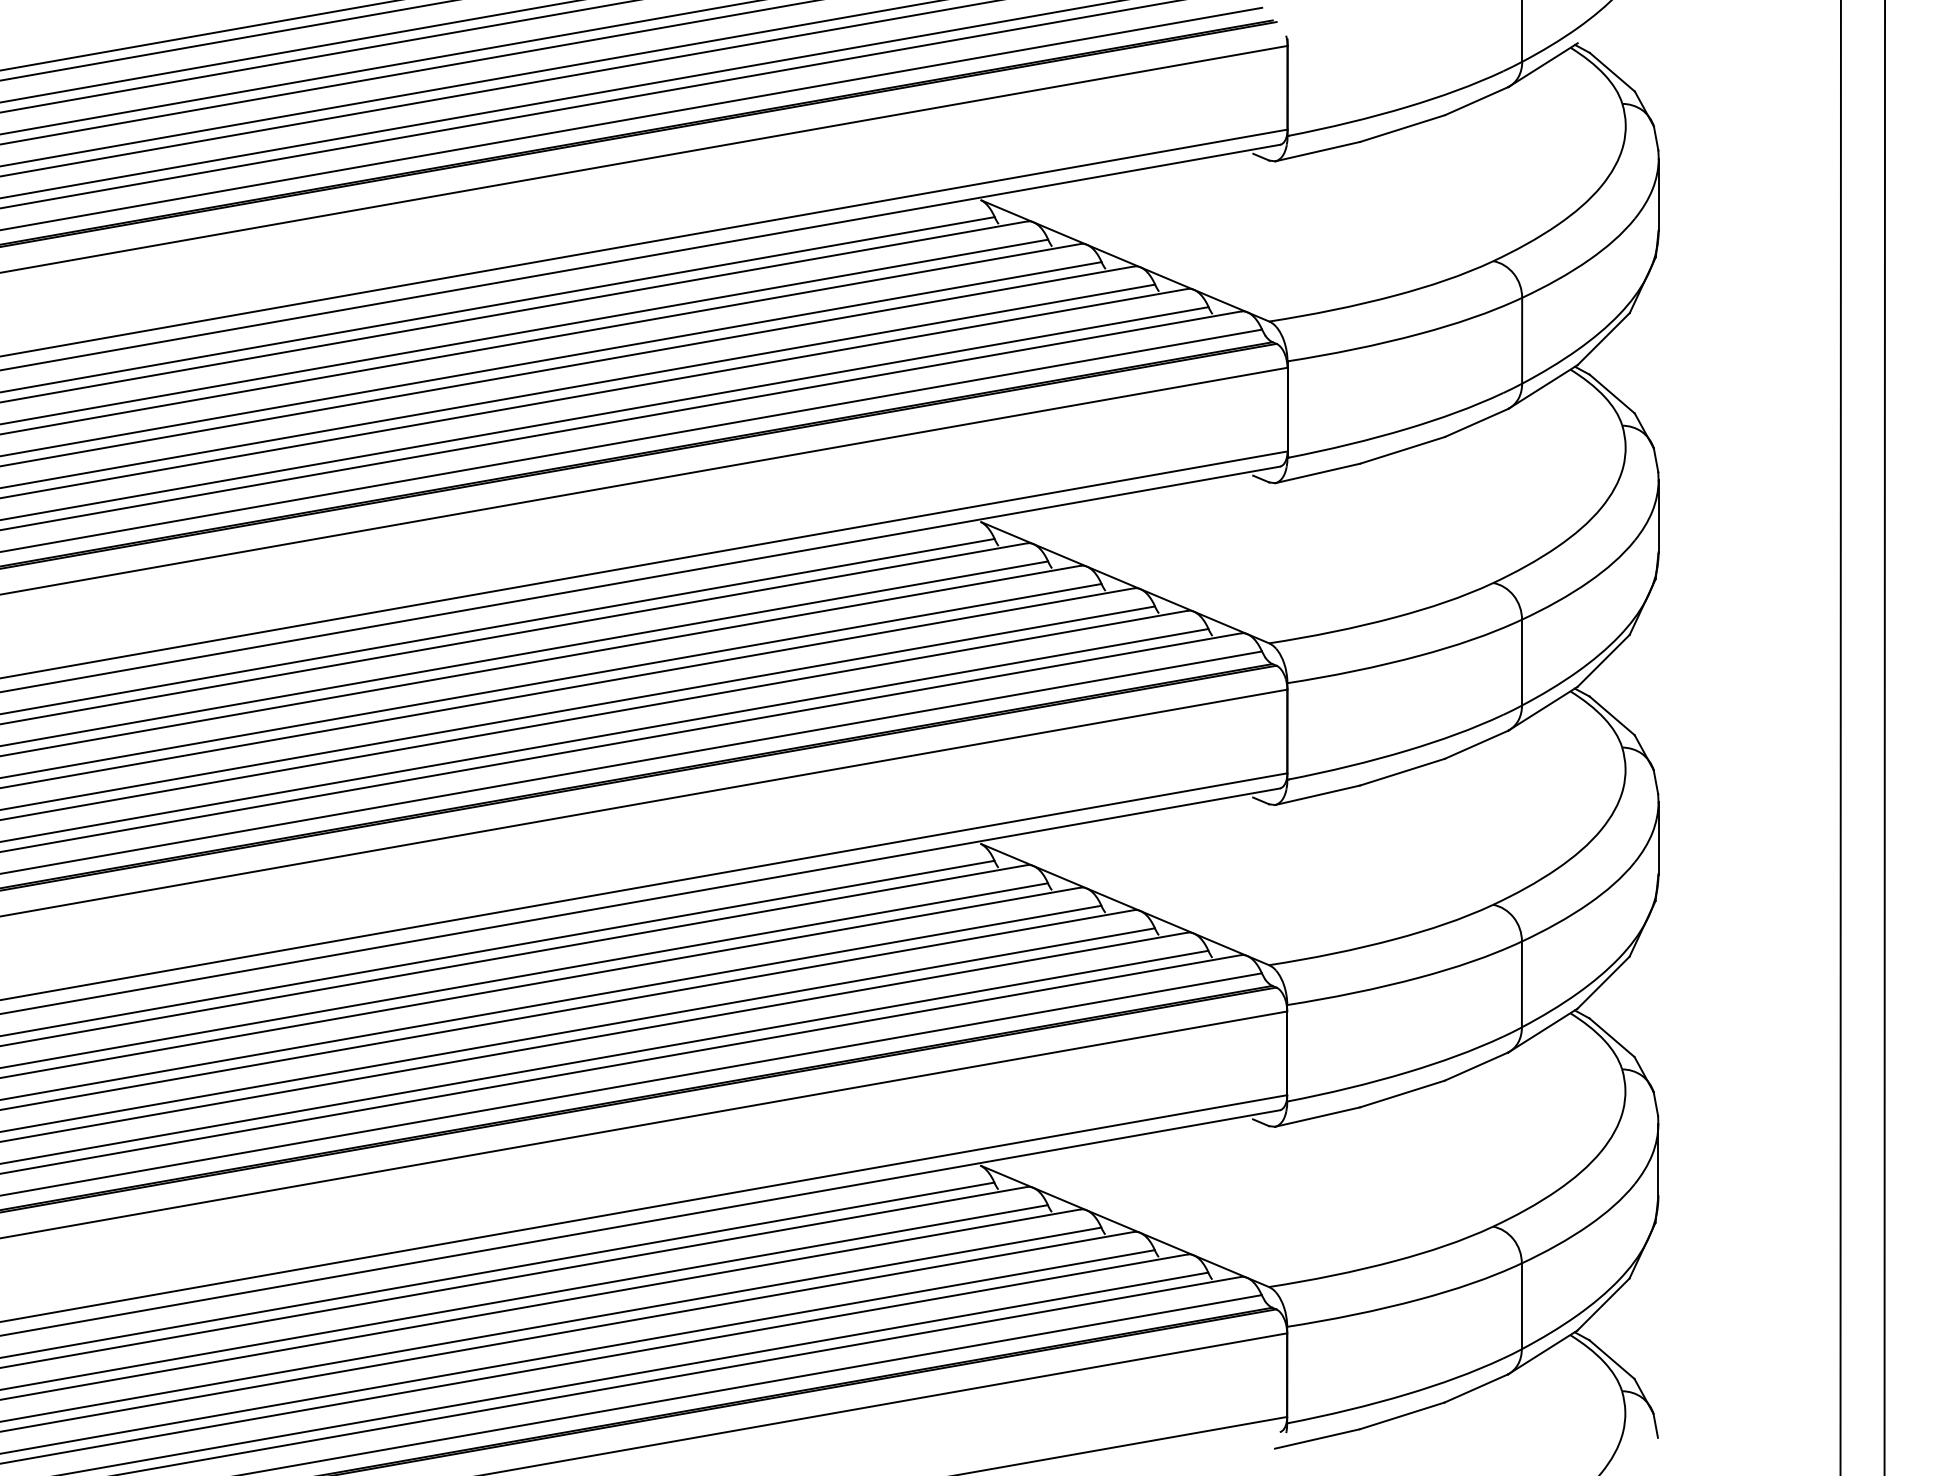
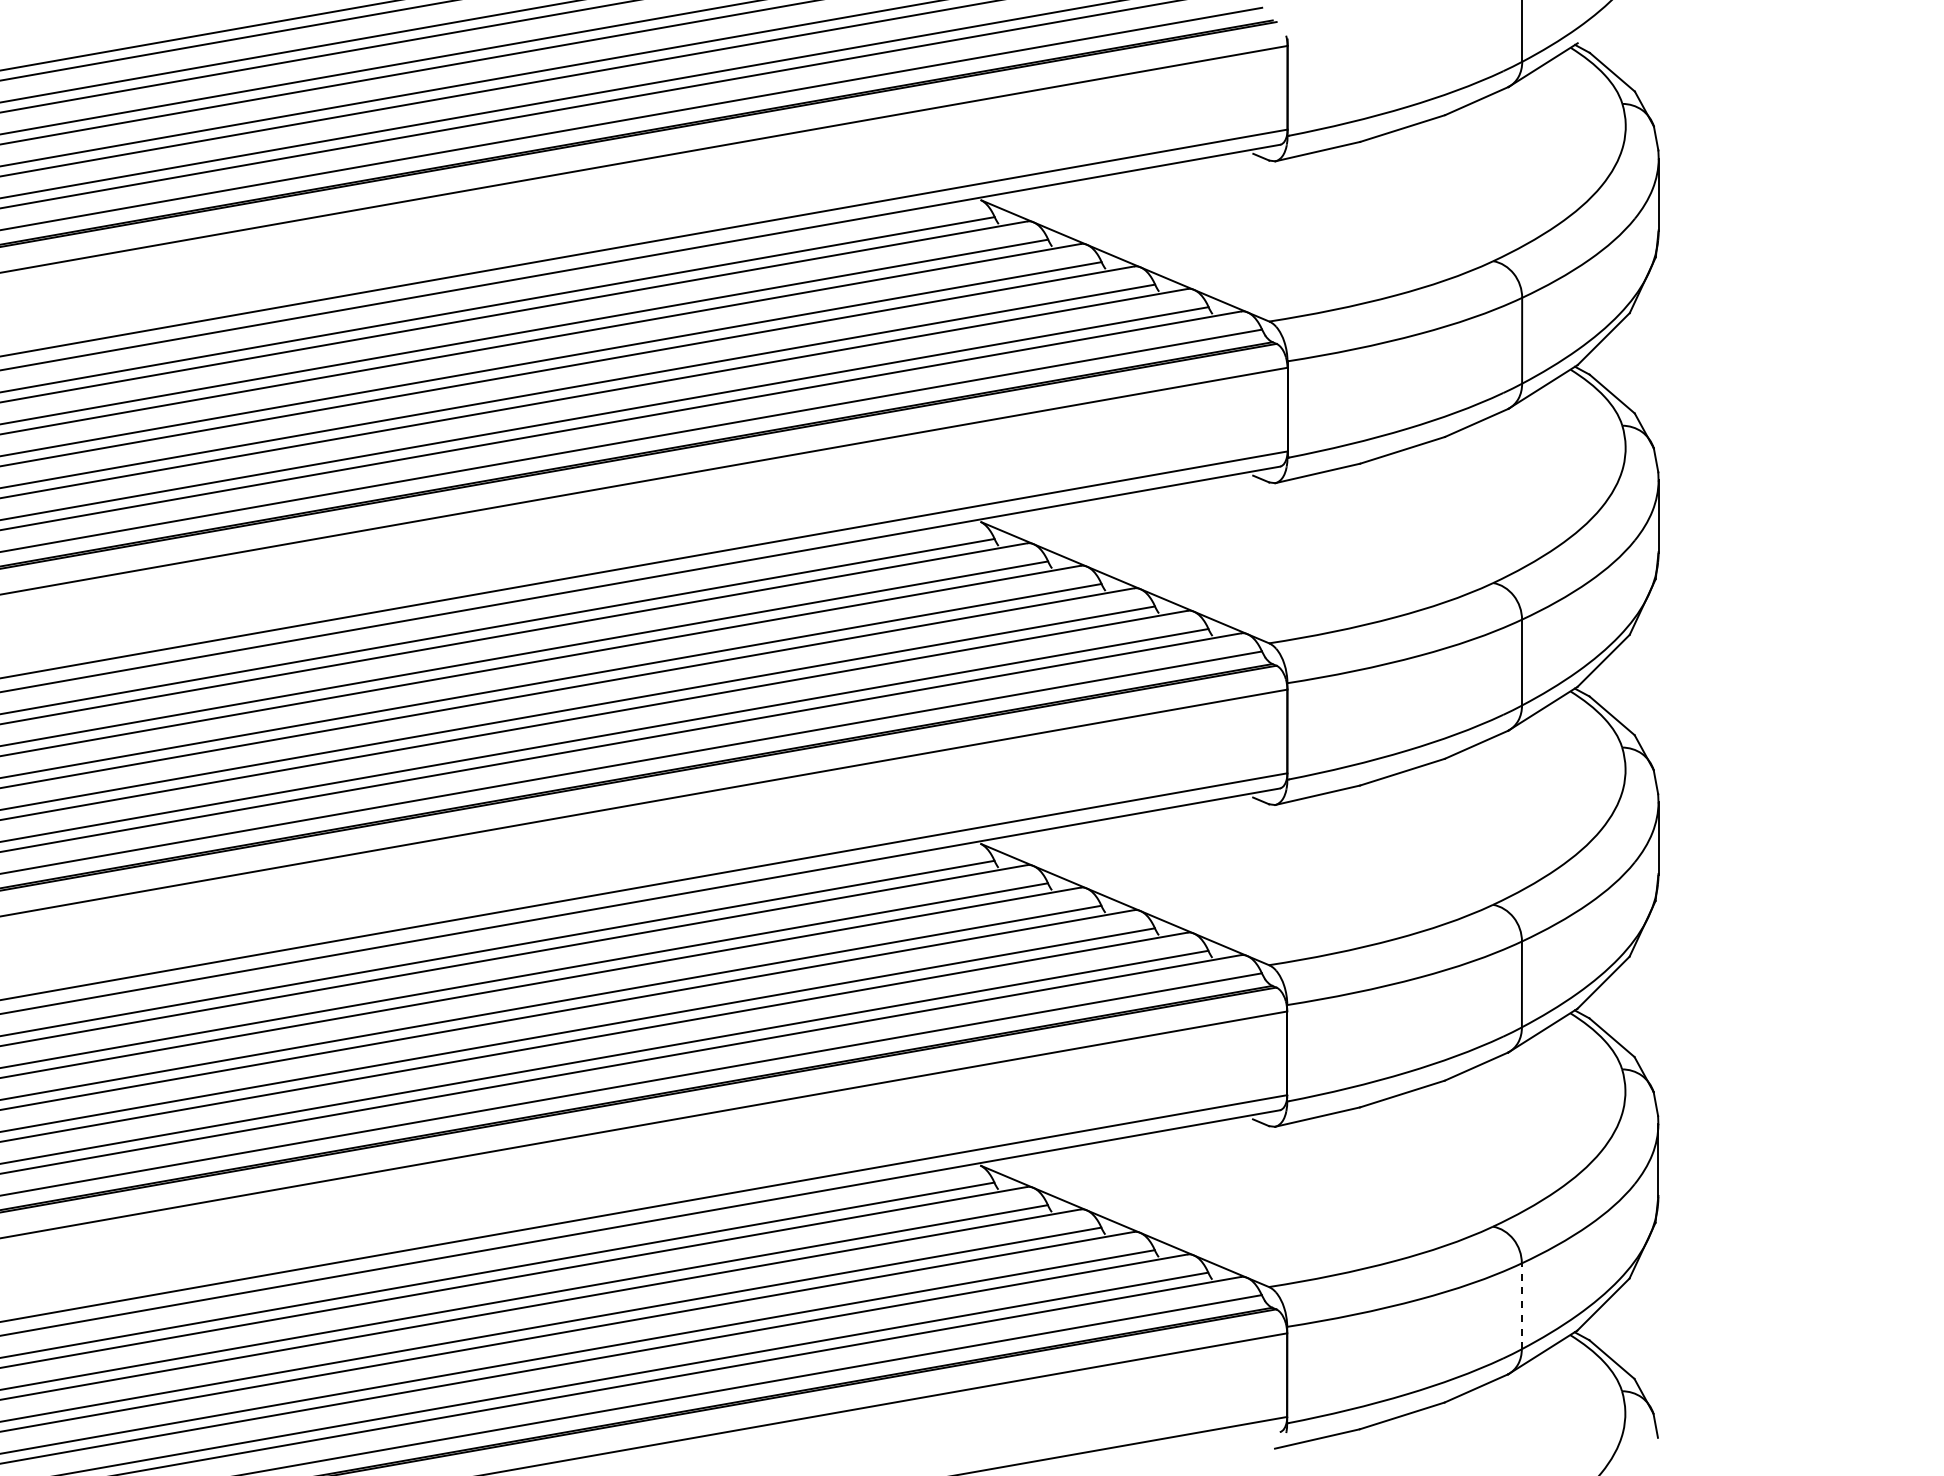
line: present -> none (1840, 737)
line: present -> none (1884, 737)
line: solid -> dashed (1521, 1306)
